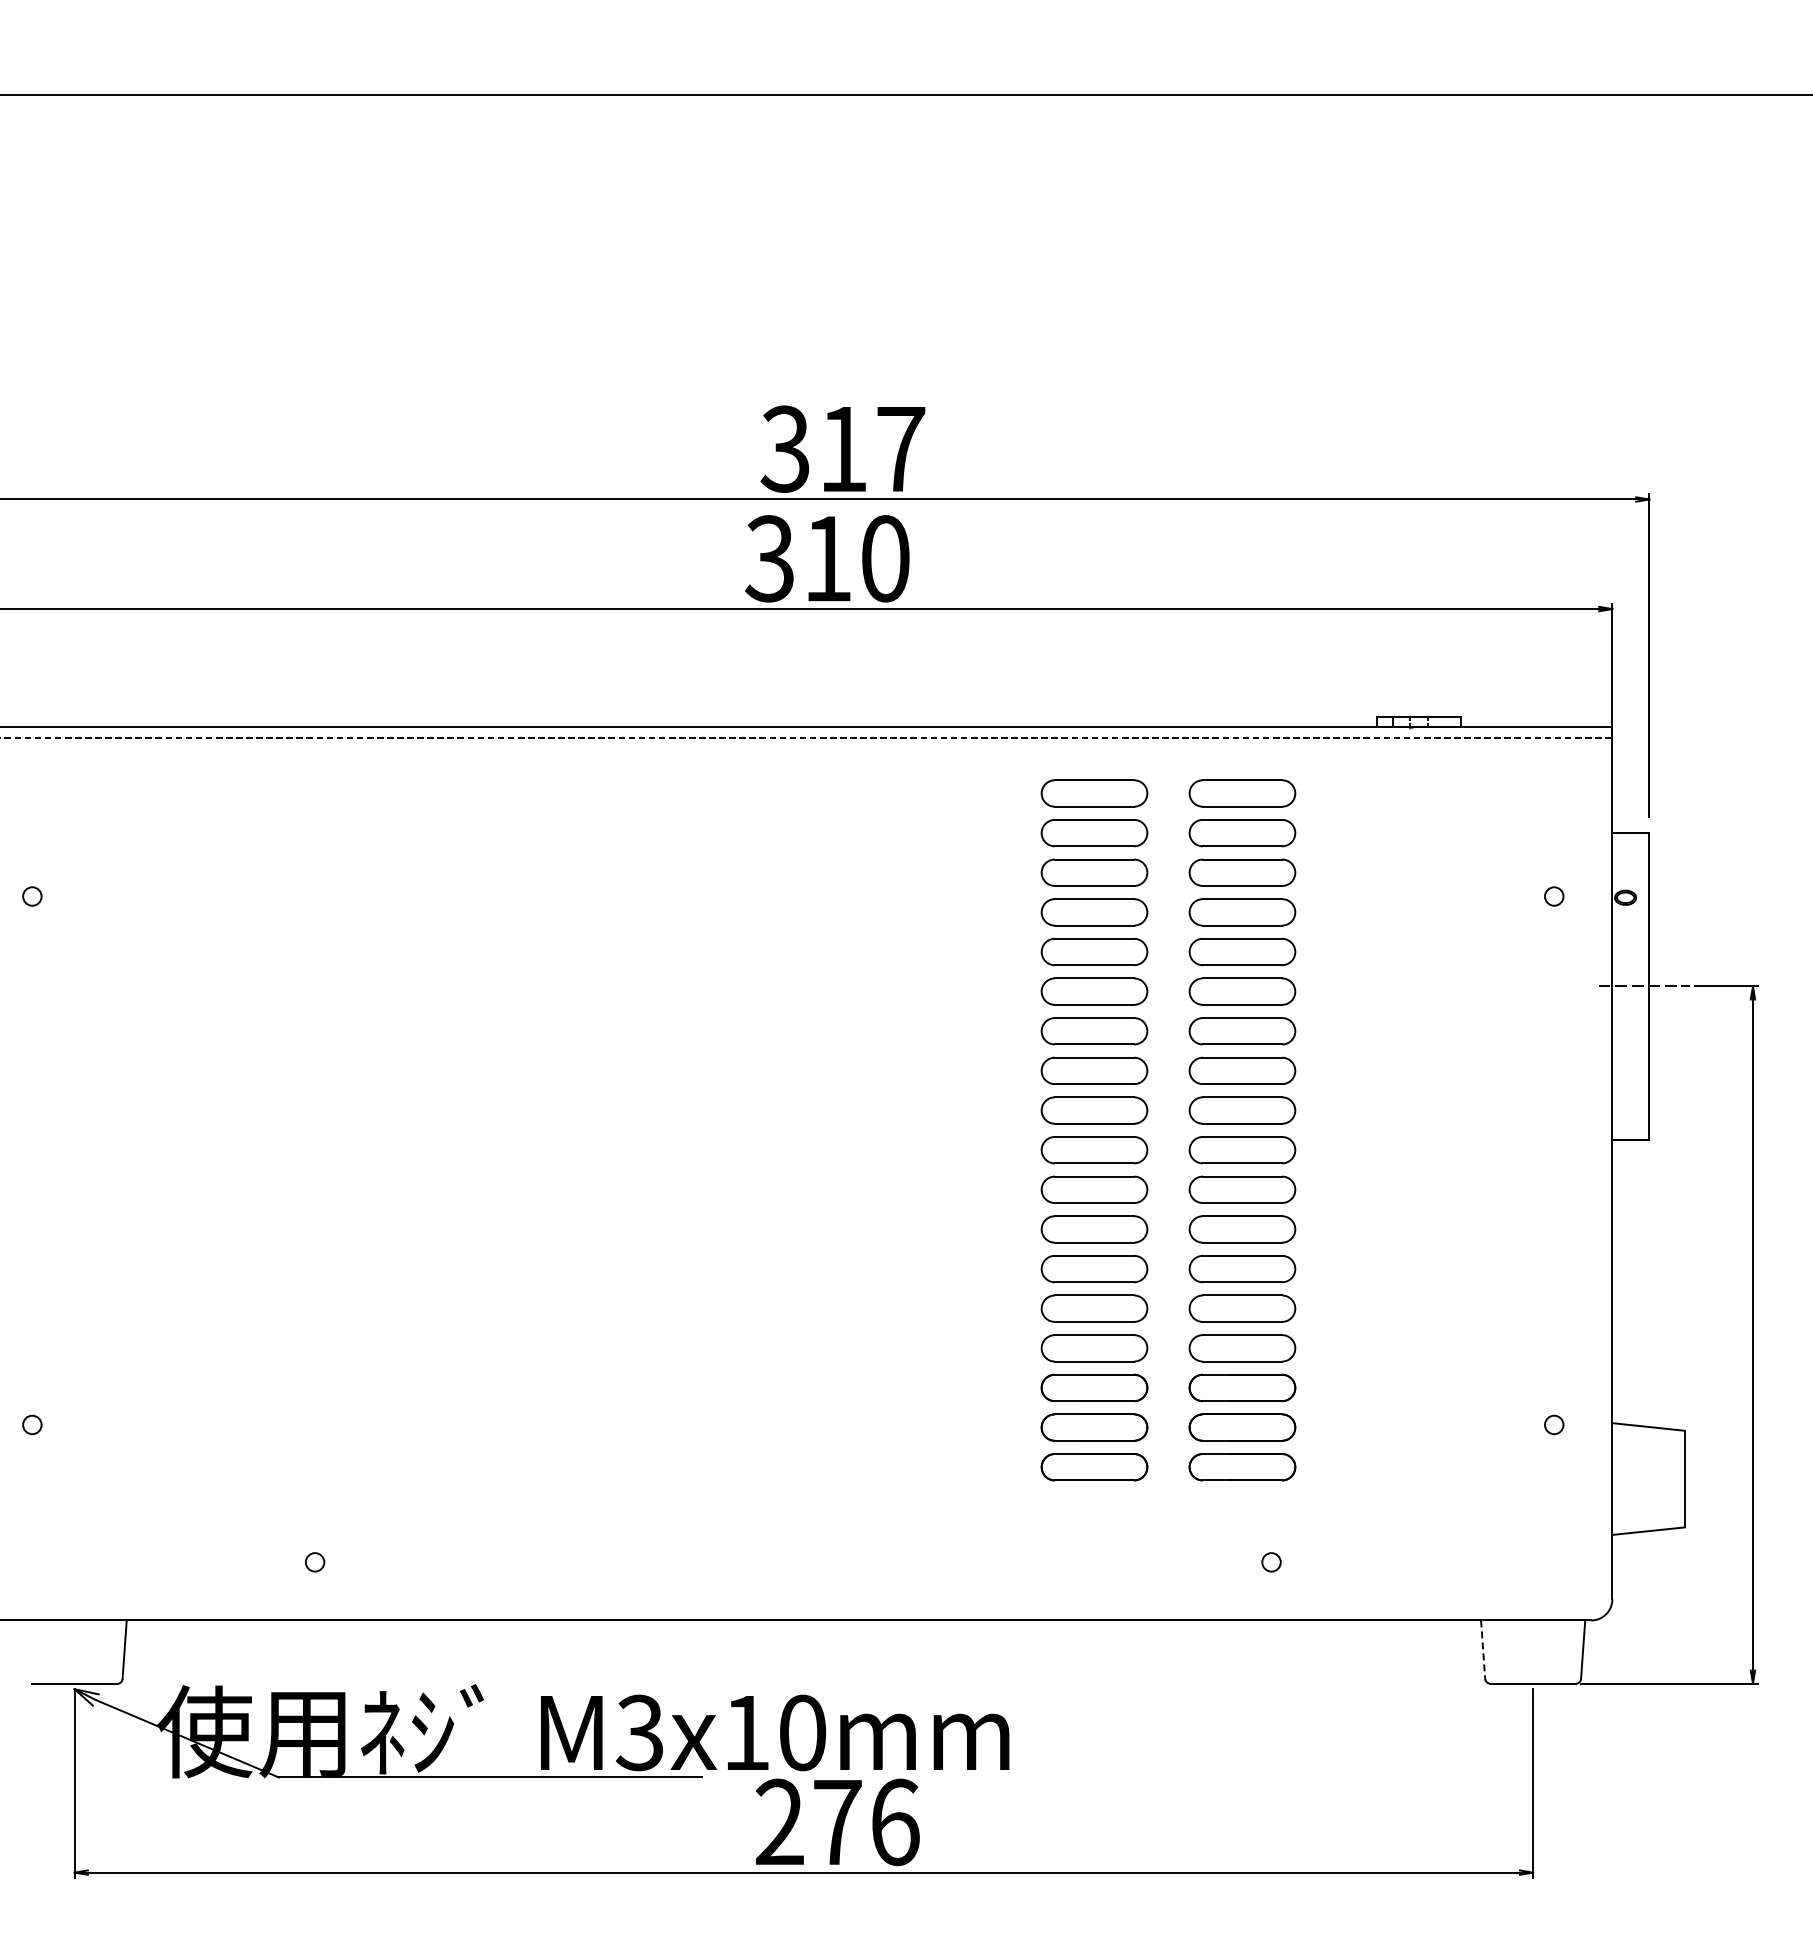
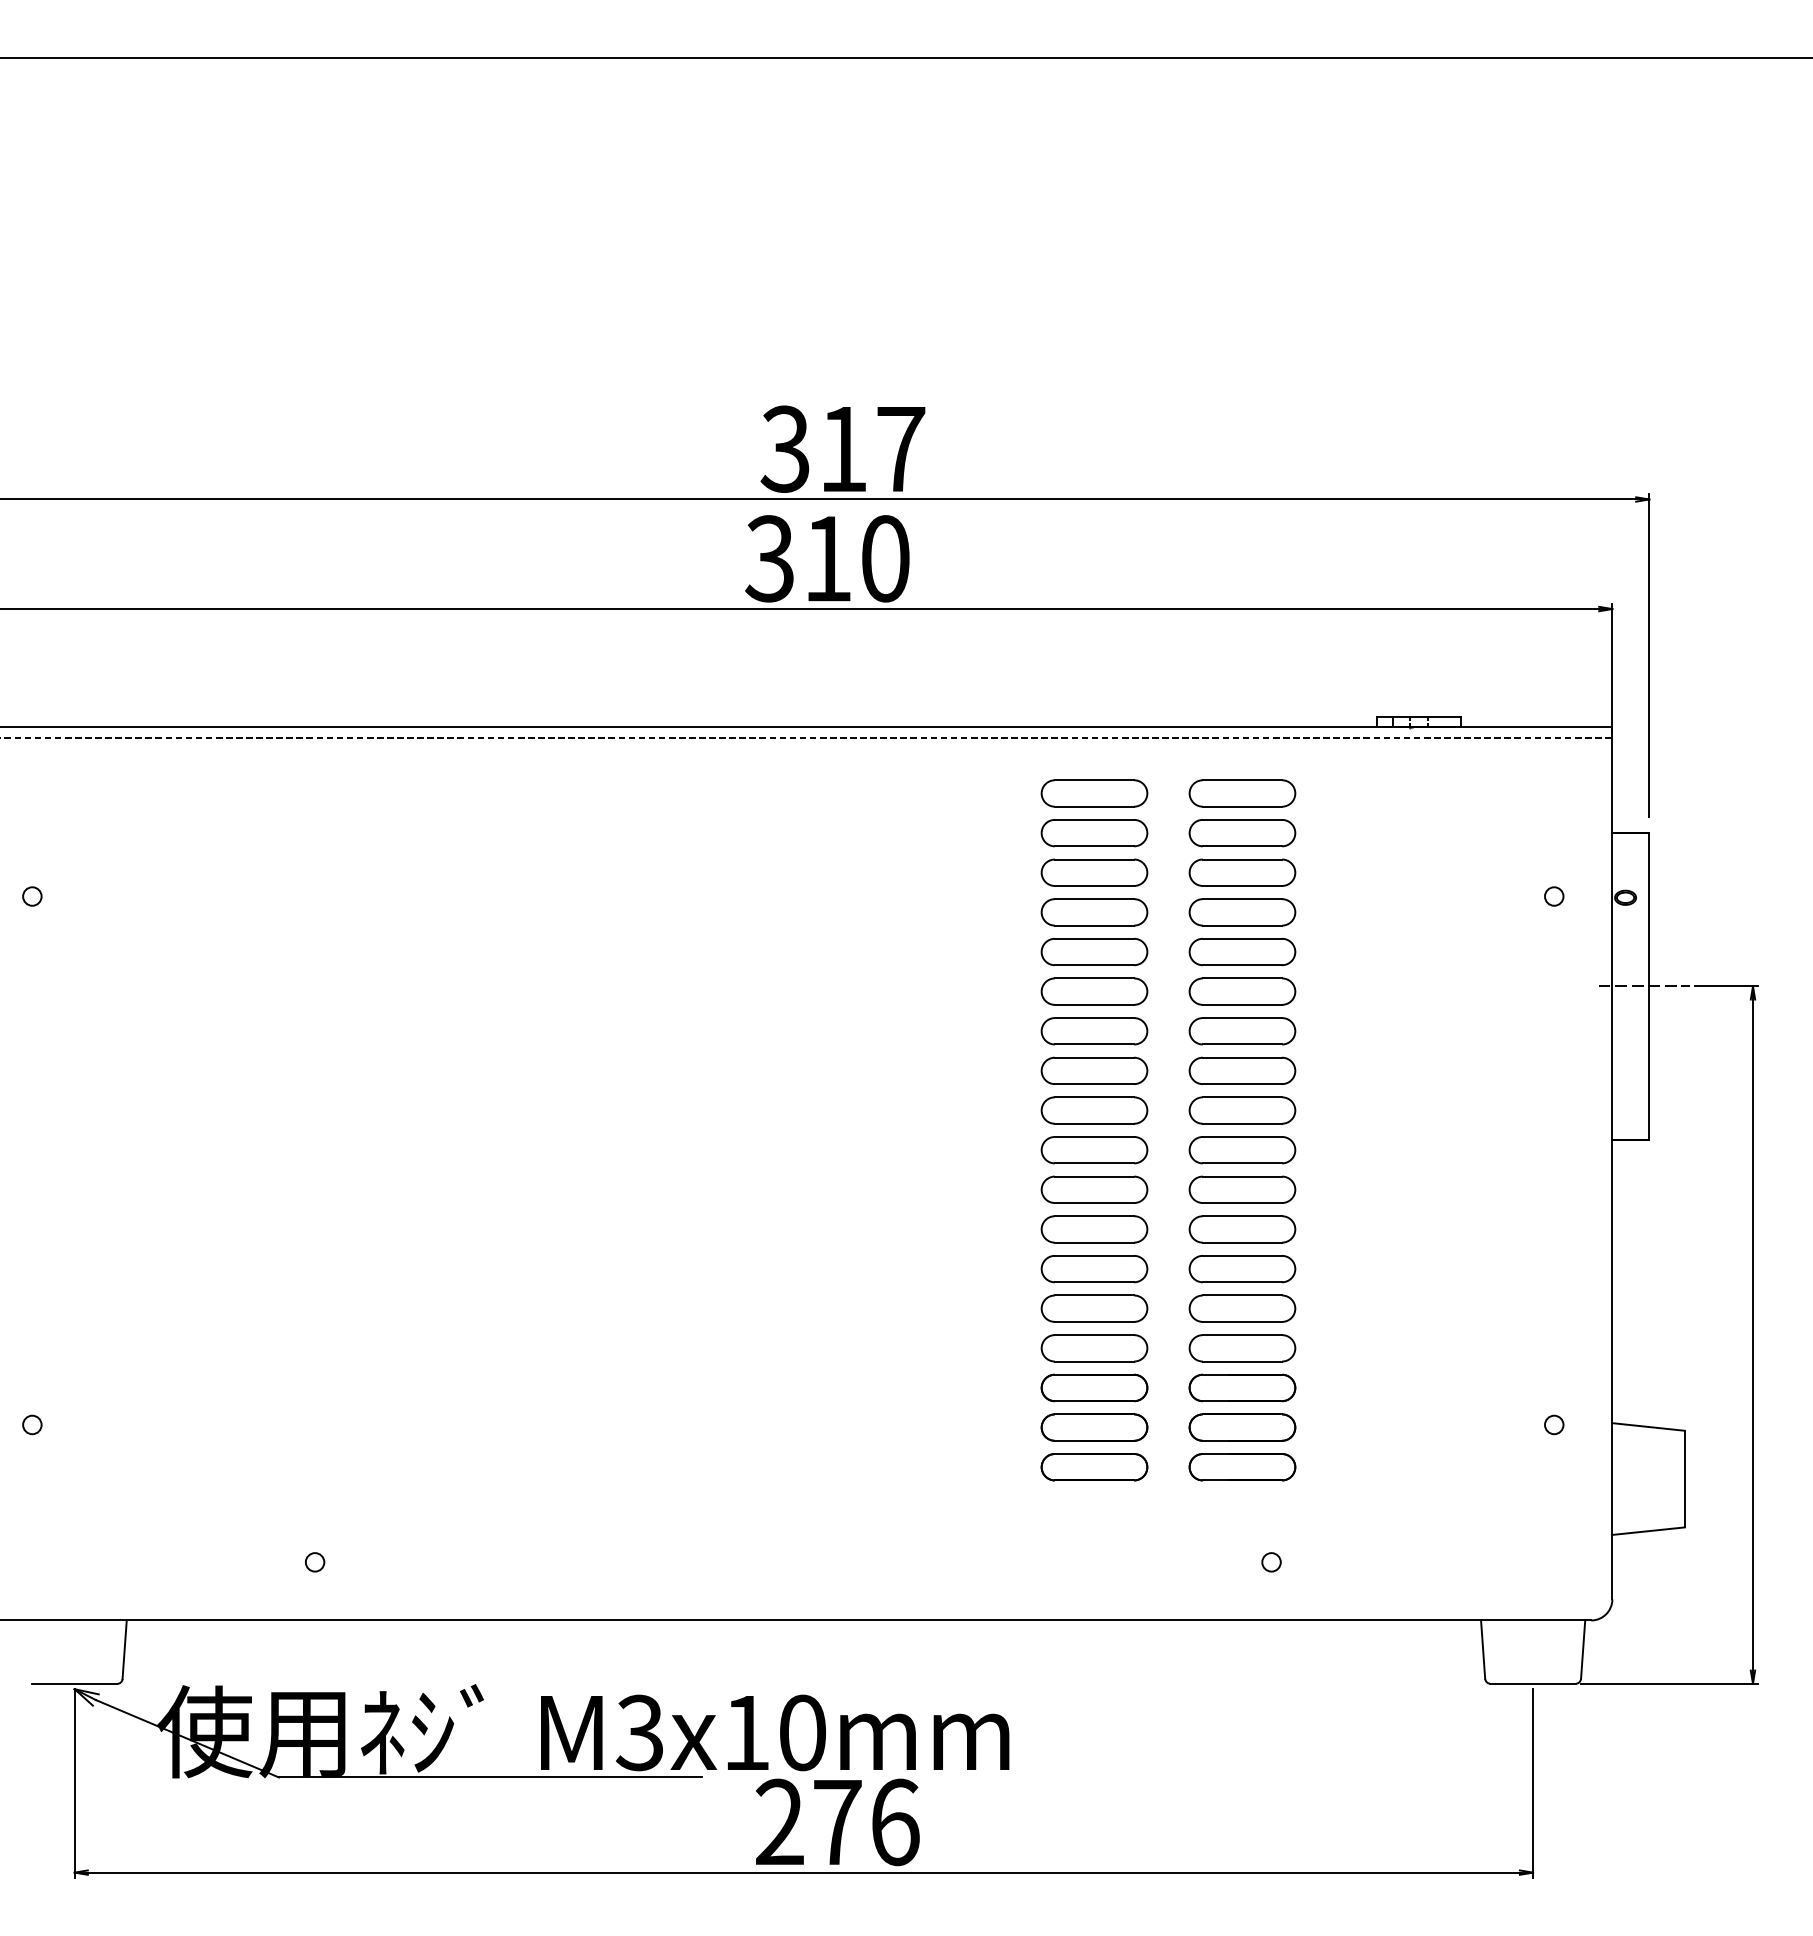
line position: (905, 95) -> (905, 58) (905, 58)
line: dashed -> solid (1483, 1650)
